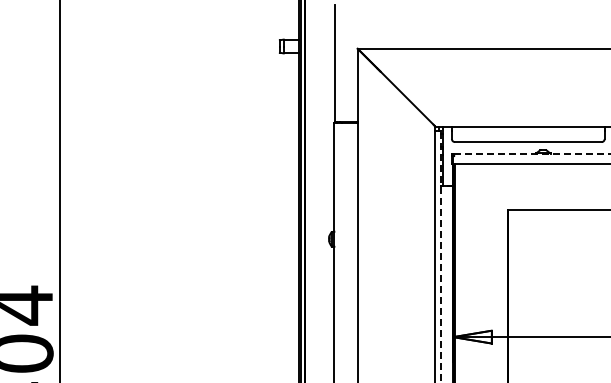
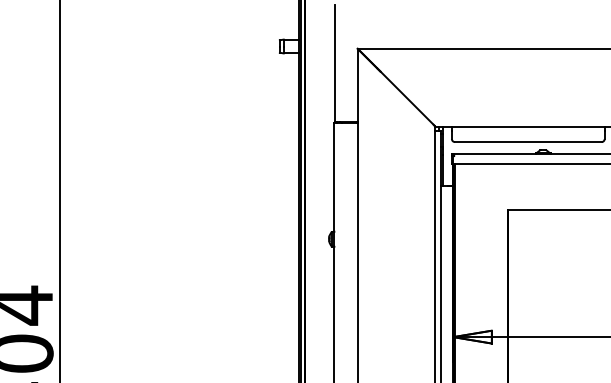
line: dashed -> solid (532, 153)
line: dashed -> solid (441, 257)
